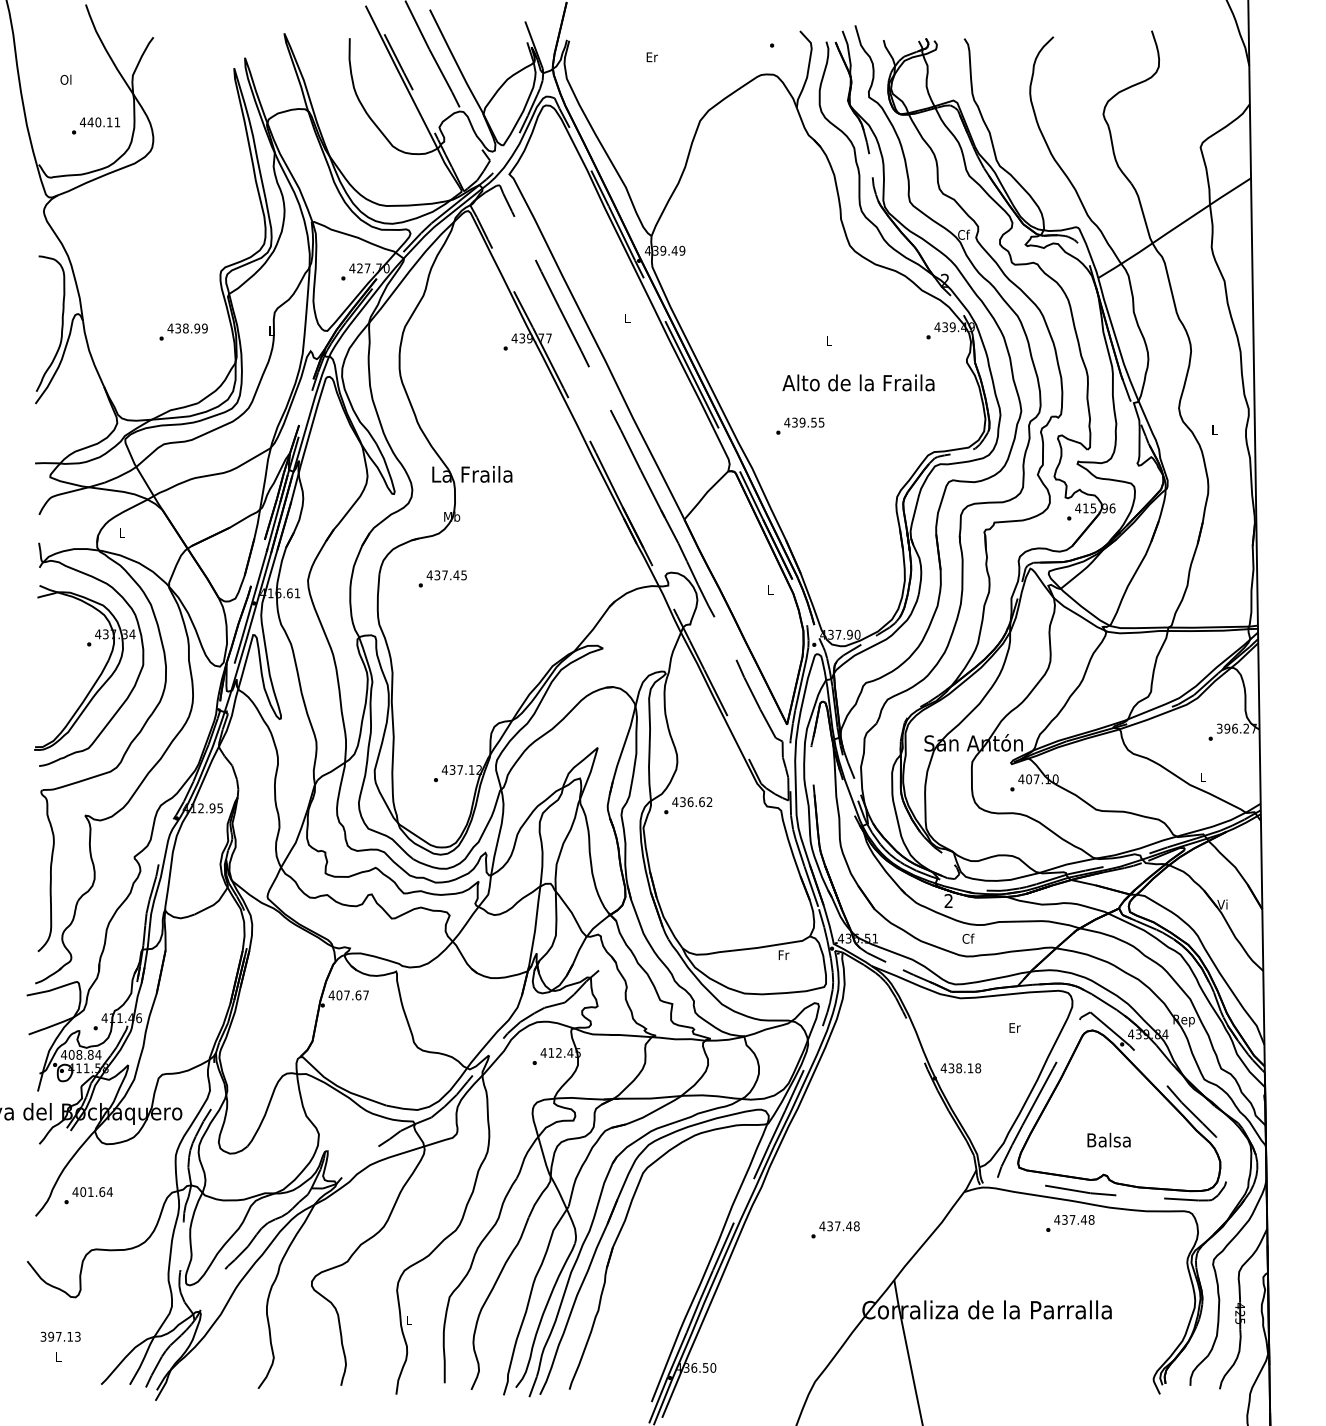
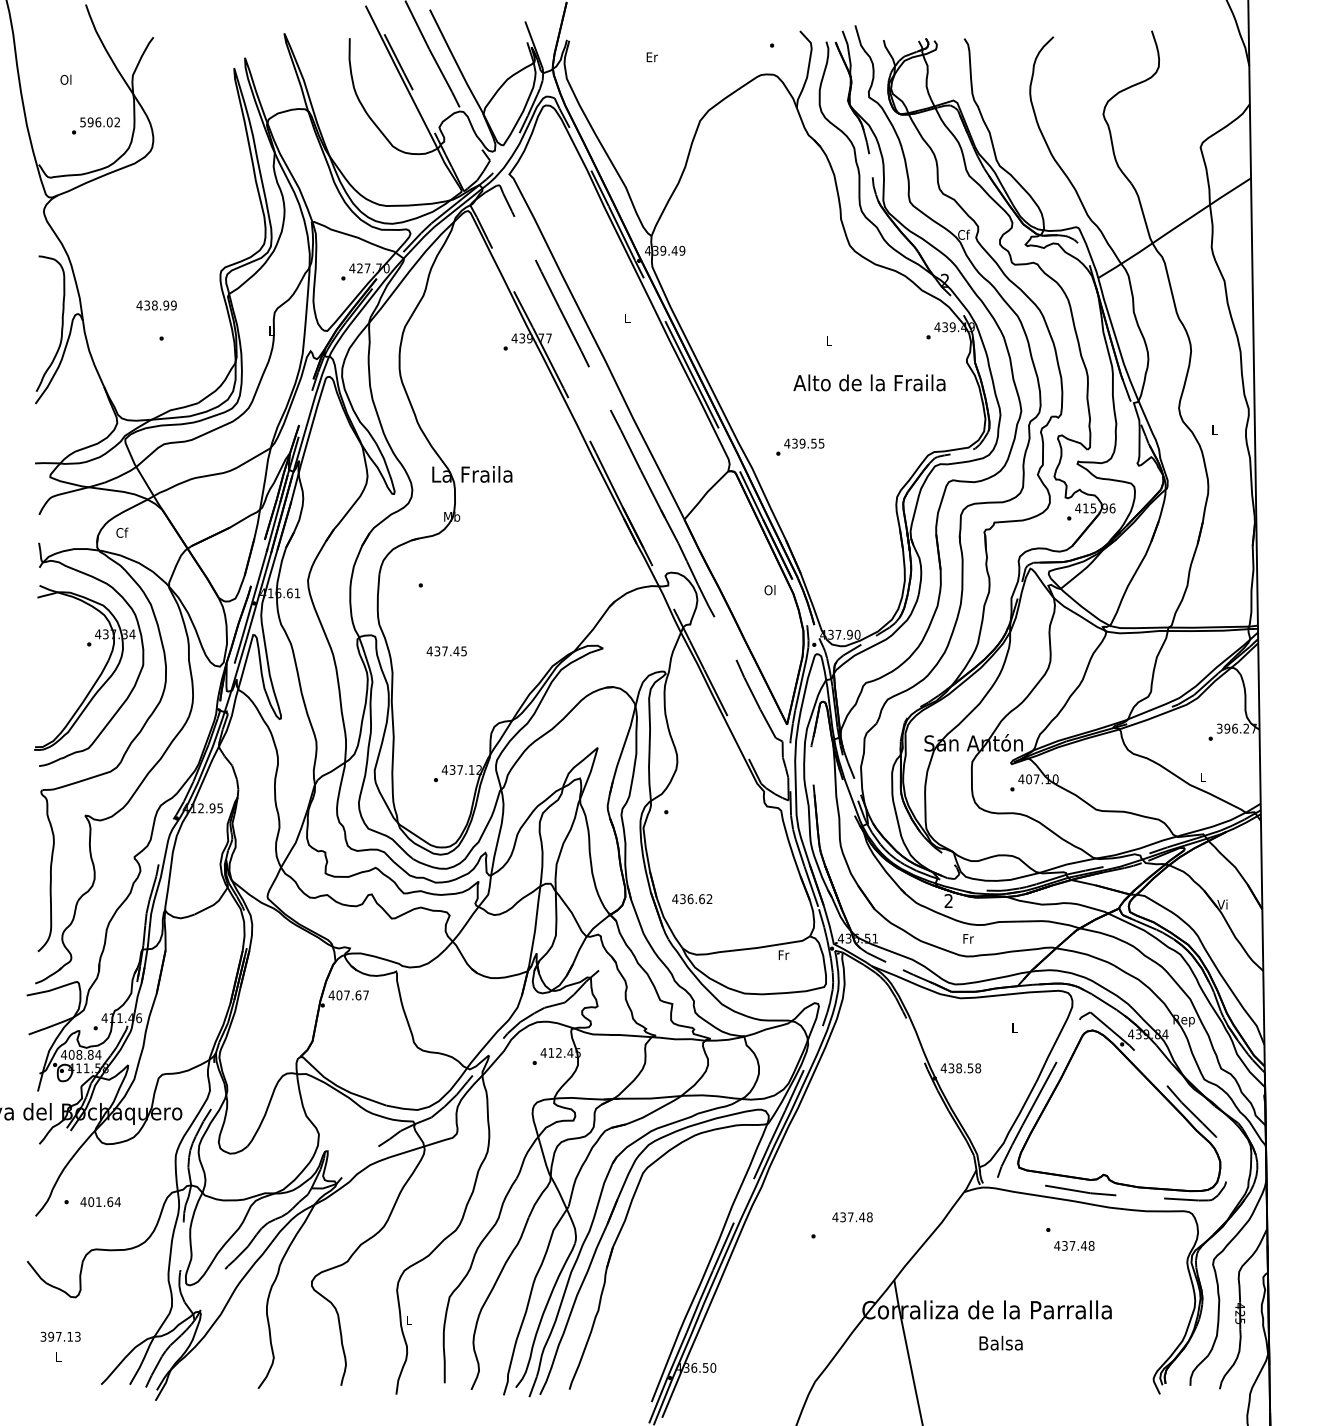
text: 440.11 -> 596.02 (99, 122)
text position: (187, 328) -> (156, 305) (156, 305)
text position: (858, 382) -> (869, 382) (869, 382)
text position: (800, 425) -> (800, 446) (800, 446)
text: L -> Cf (122, 532)
text position: (446, 575) -> (446, 651) (446, 651)
text: L -> Ol (769, 590)
text position: (692, 802) -> (692, 899) (692, 899)
text: Cf -> Fr (968, 938)
text: Er -> L (1014, 1027)
text: 438.18 -> 438.58 (970, 1068)
text position: (1108, 1139) -> (1000, 1342) (1000, 1342)
text position: (92, 1191) -> (100, 1201) (100, 1201)
text position: (1074, 1219) -> (1074, 1245) (1074, 1245)
text position: (839, 1226) -> (852, 1217) (852, 1217)
